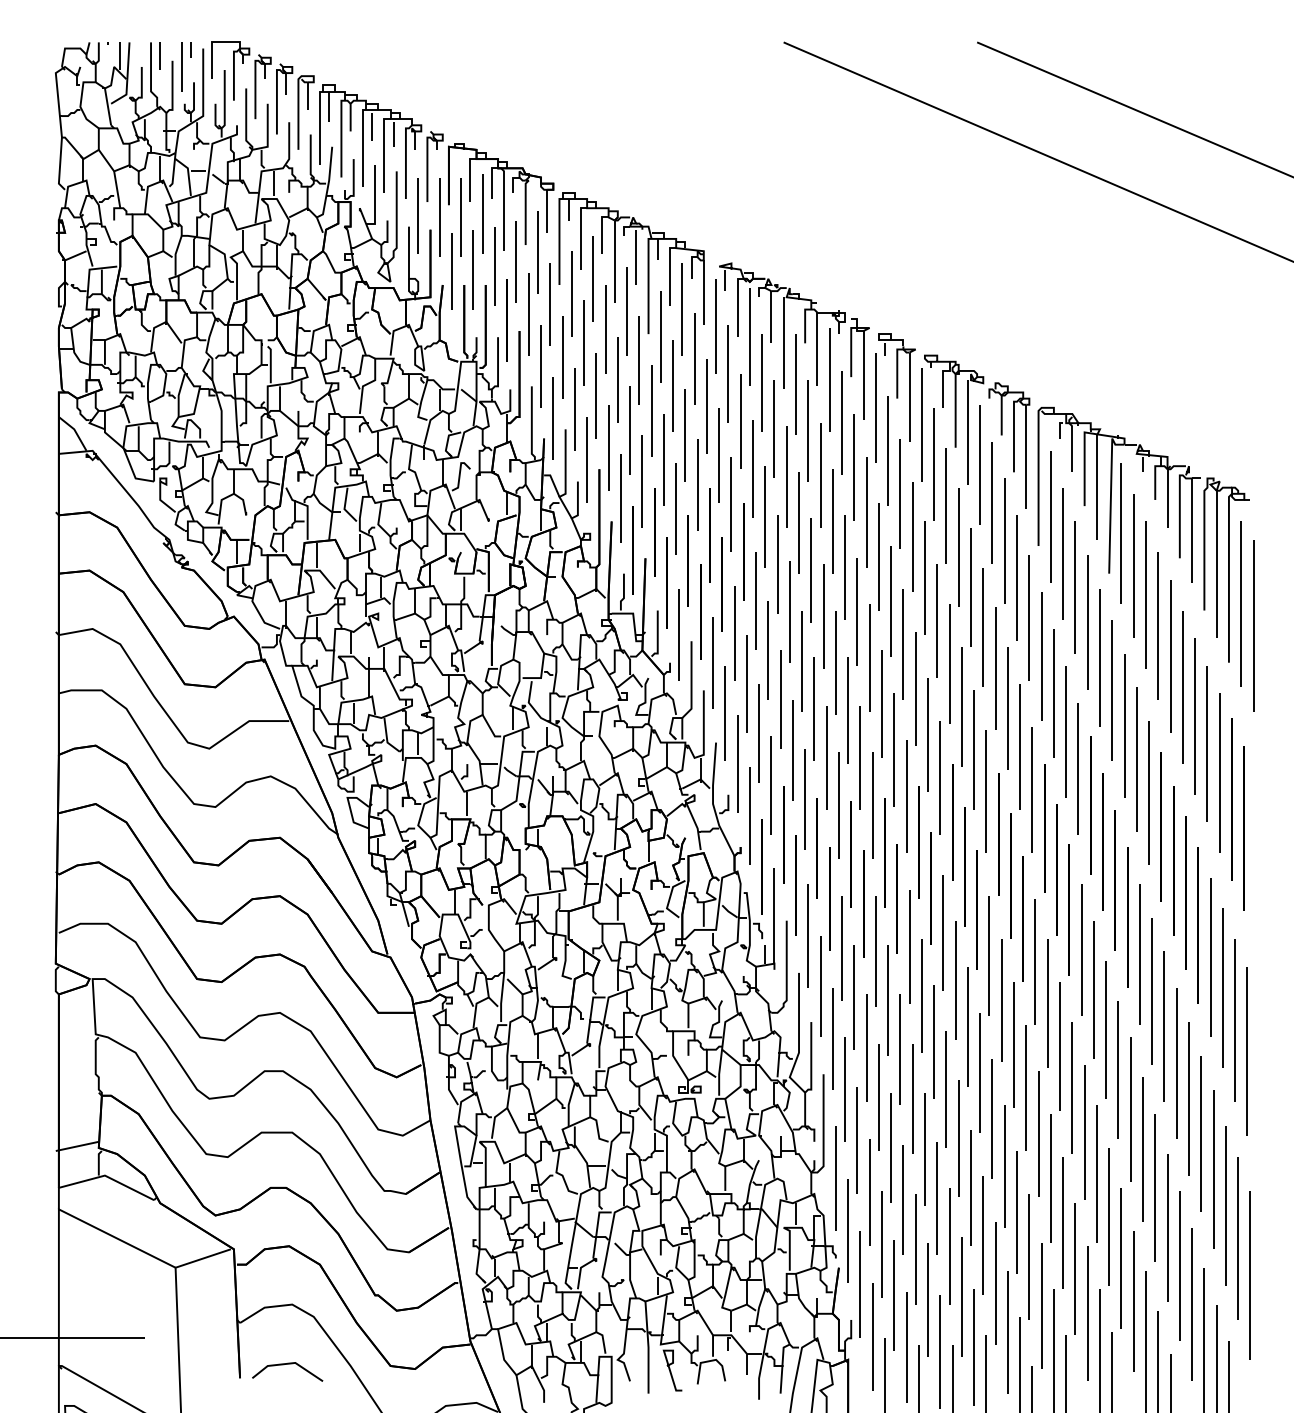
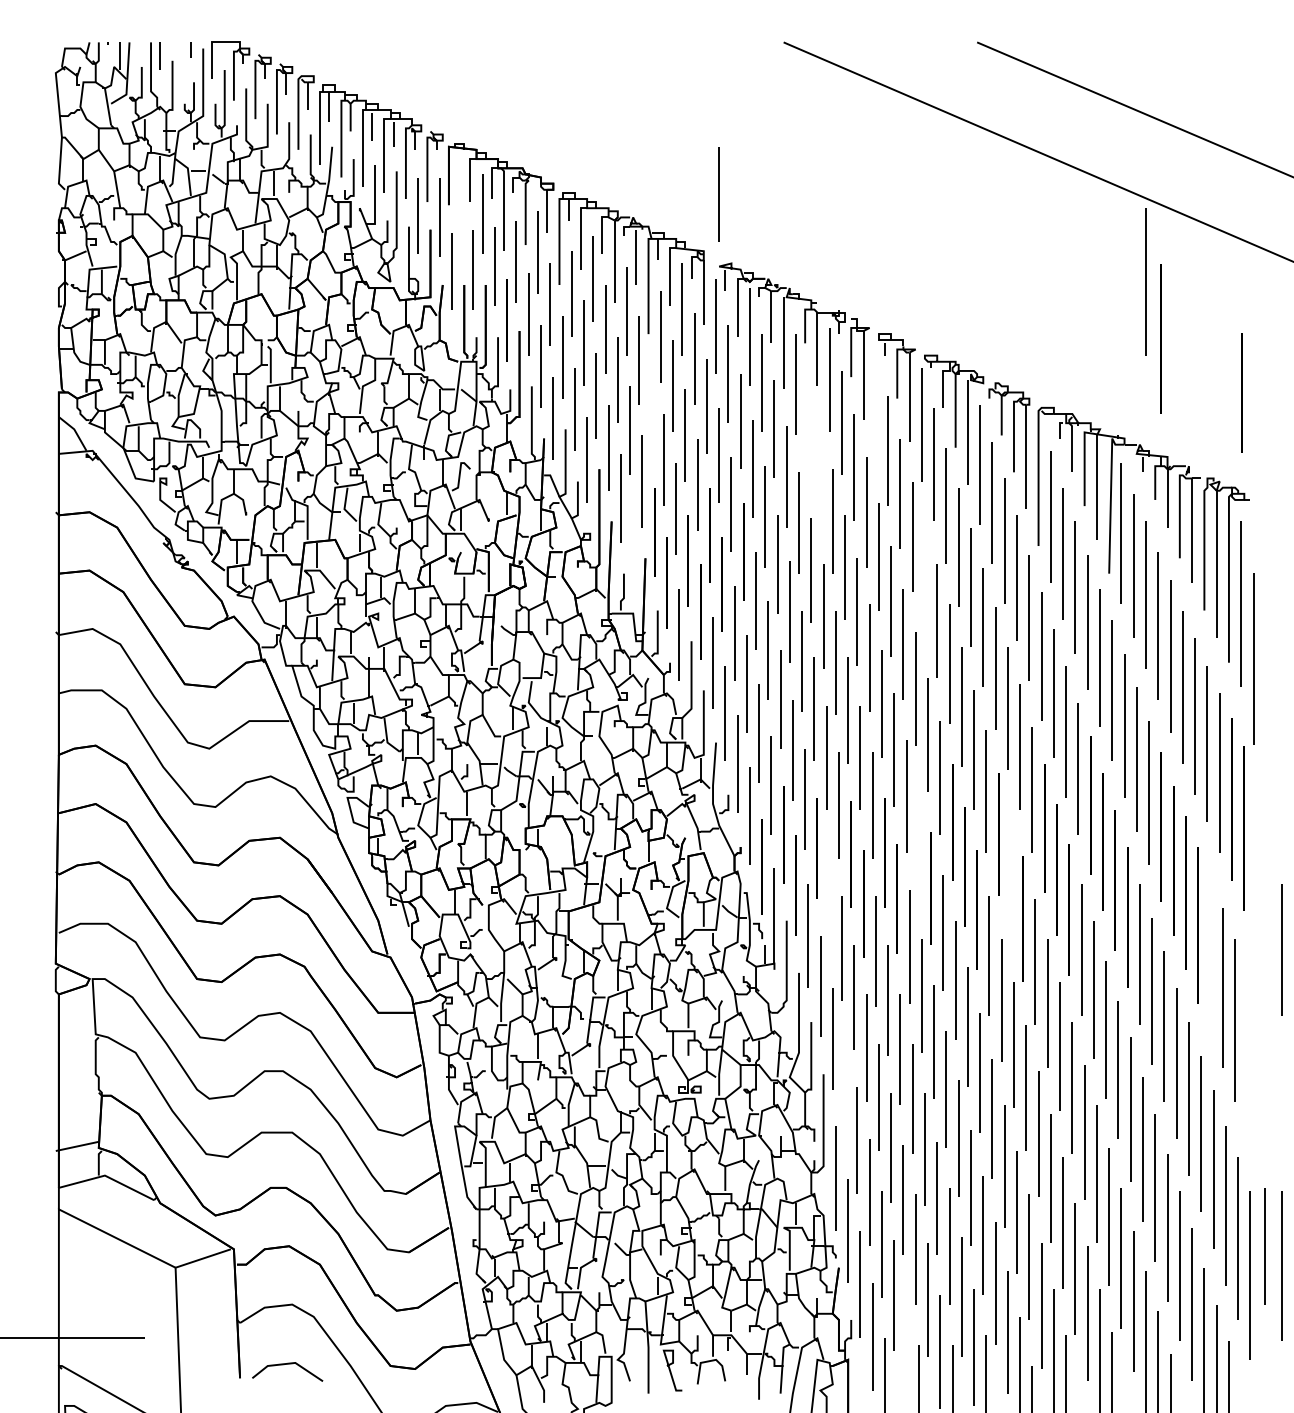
line: present -> none (181, 66)
line: none -> present (718, 194)
line: present -> none (460, 217)
line: none -> present (1145, 281)
line: none -> present (1160, 338)
line: none -> present (1241, 392)
line: present -> none (875, 407)
line: present -> none (651, 410)
line: present -> none (807, 430)
line: present -> none (820, 475)
line: present -> none (632, 550)
line: present -> none (924, 577)
line position: (1253, 625) -> (1253, 658) (1253, 658)
line: present -> none (918, 842)
line: present -> none (1010, 875)
line: present -> none (829, 898)
line: none -> present (1281, 949)
line: present -> none (1210, 957)
line: present -> none (1246, 1051)
line: present -> none (844, 1089)
line: none -> present (1264, 1246)
line: none -> present (1281, 1265)
line: present -> none (906, 1347)
